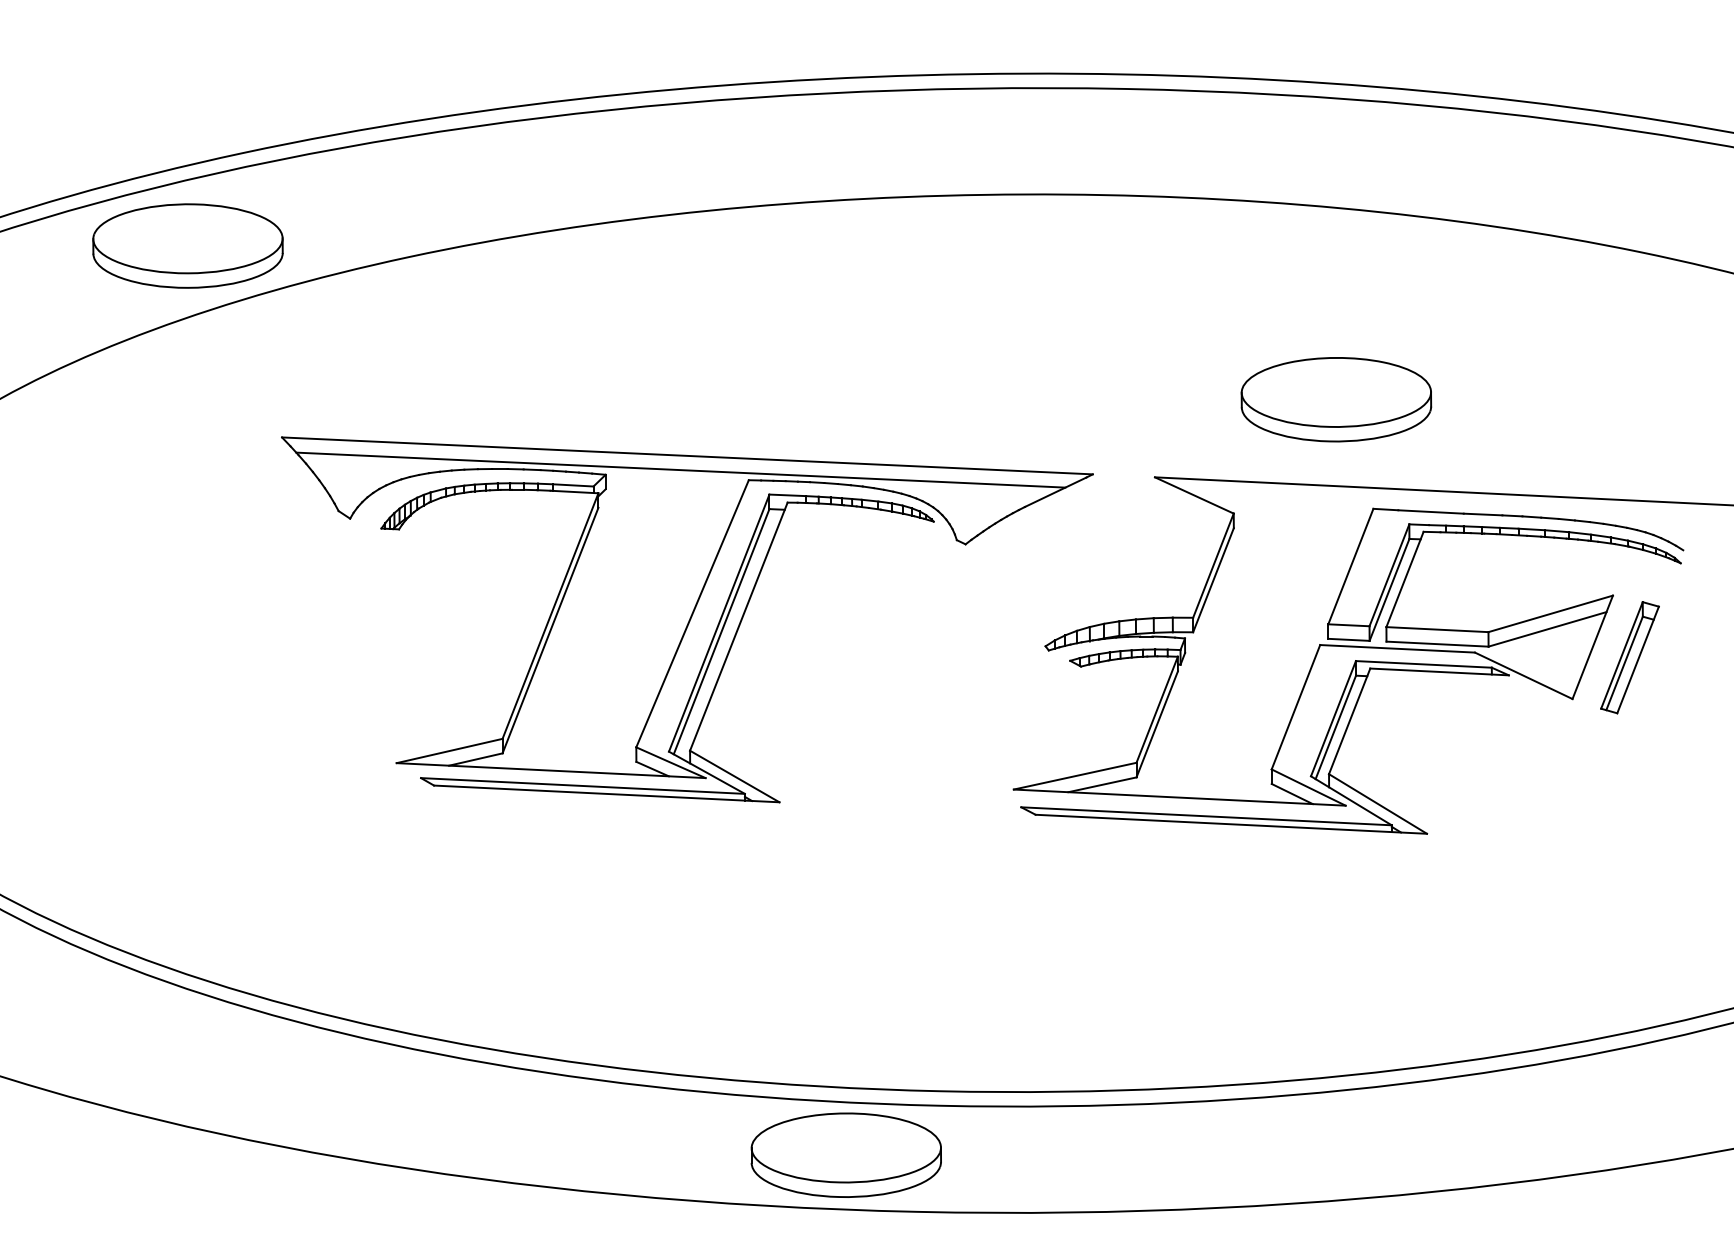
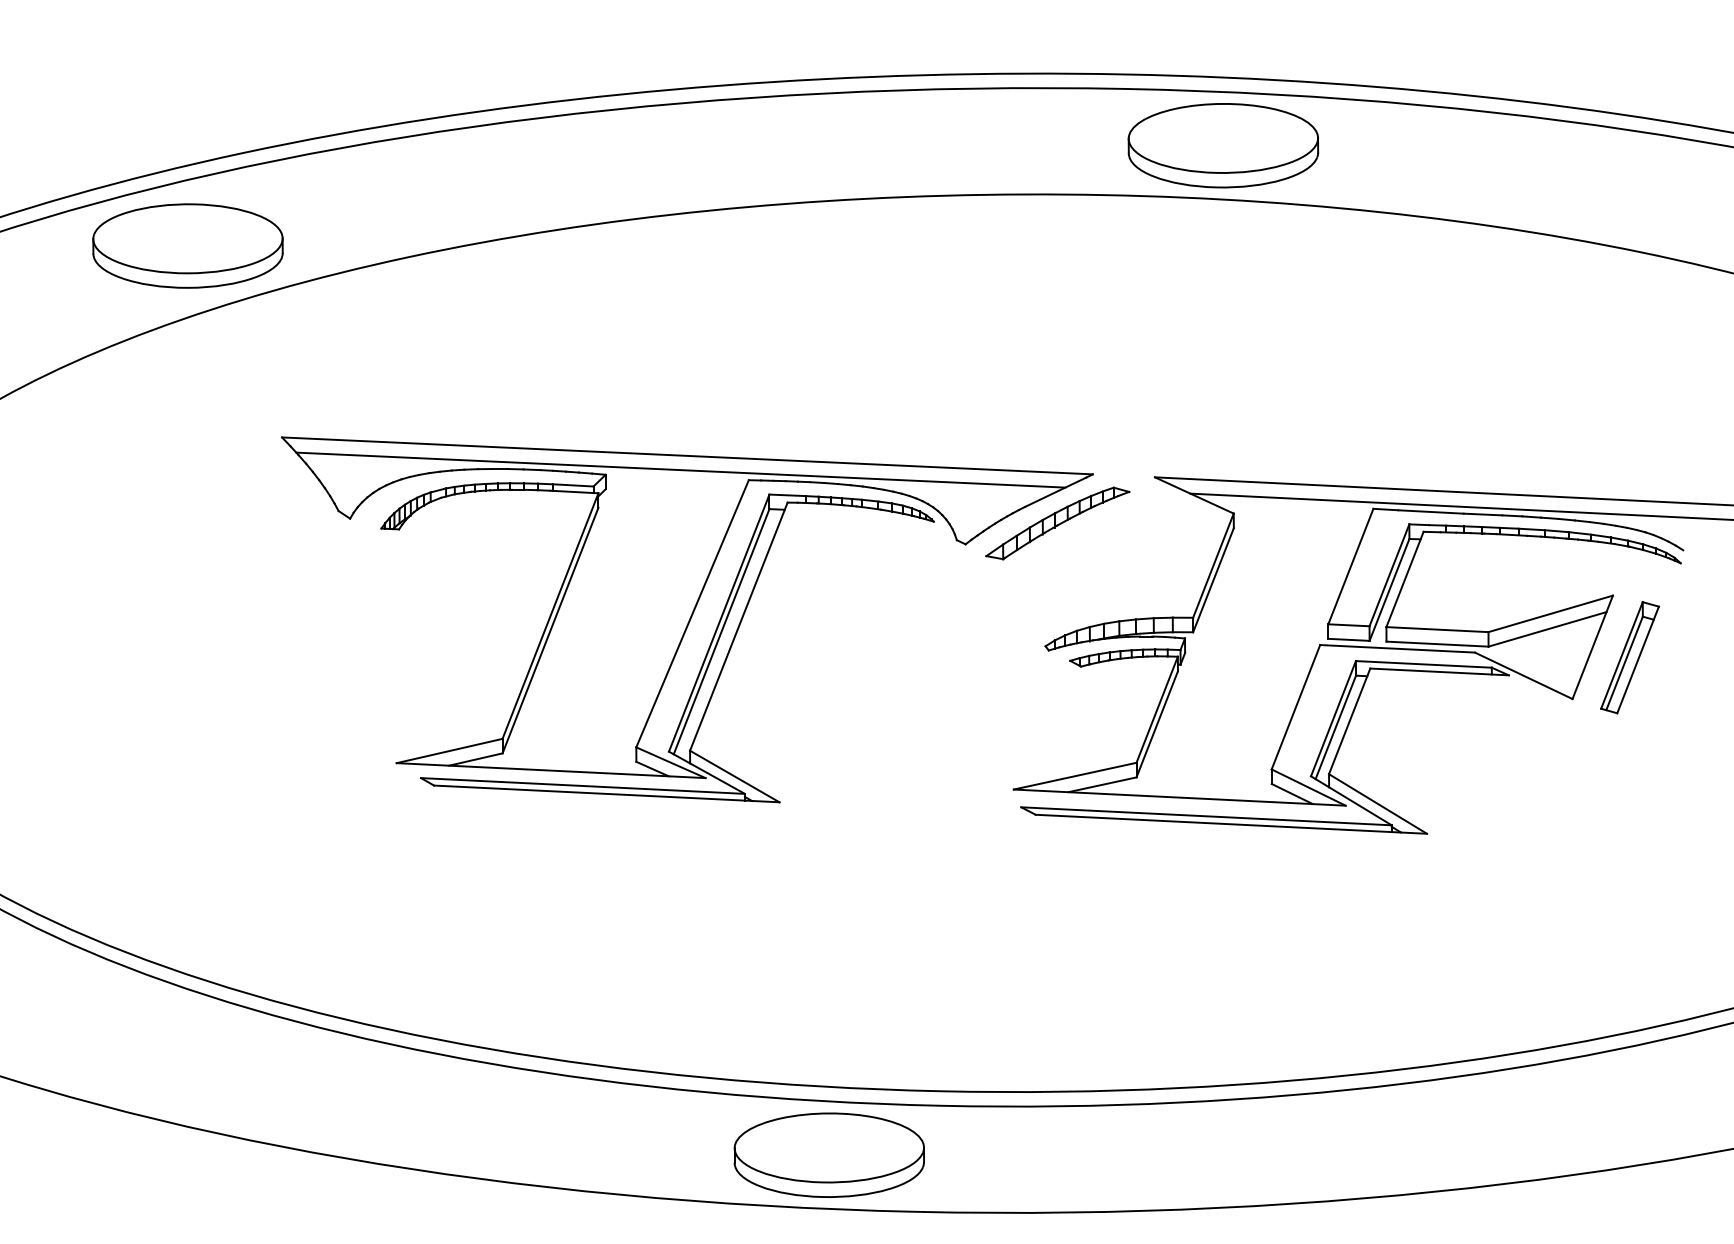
part position: (1336, 399) -> (1223, 145) (1223, 145)
line: none -> present (1460, 506)
part: none -> present (1057, 523)
part position: (845, 1154) -> (828, 1154) (828, 1154)
